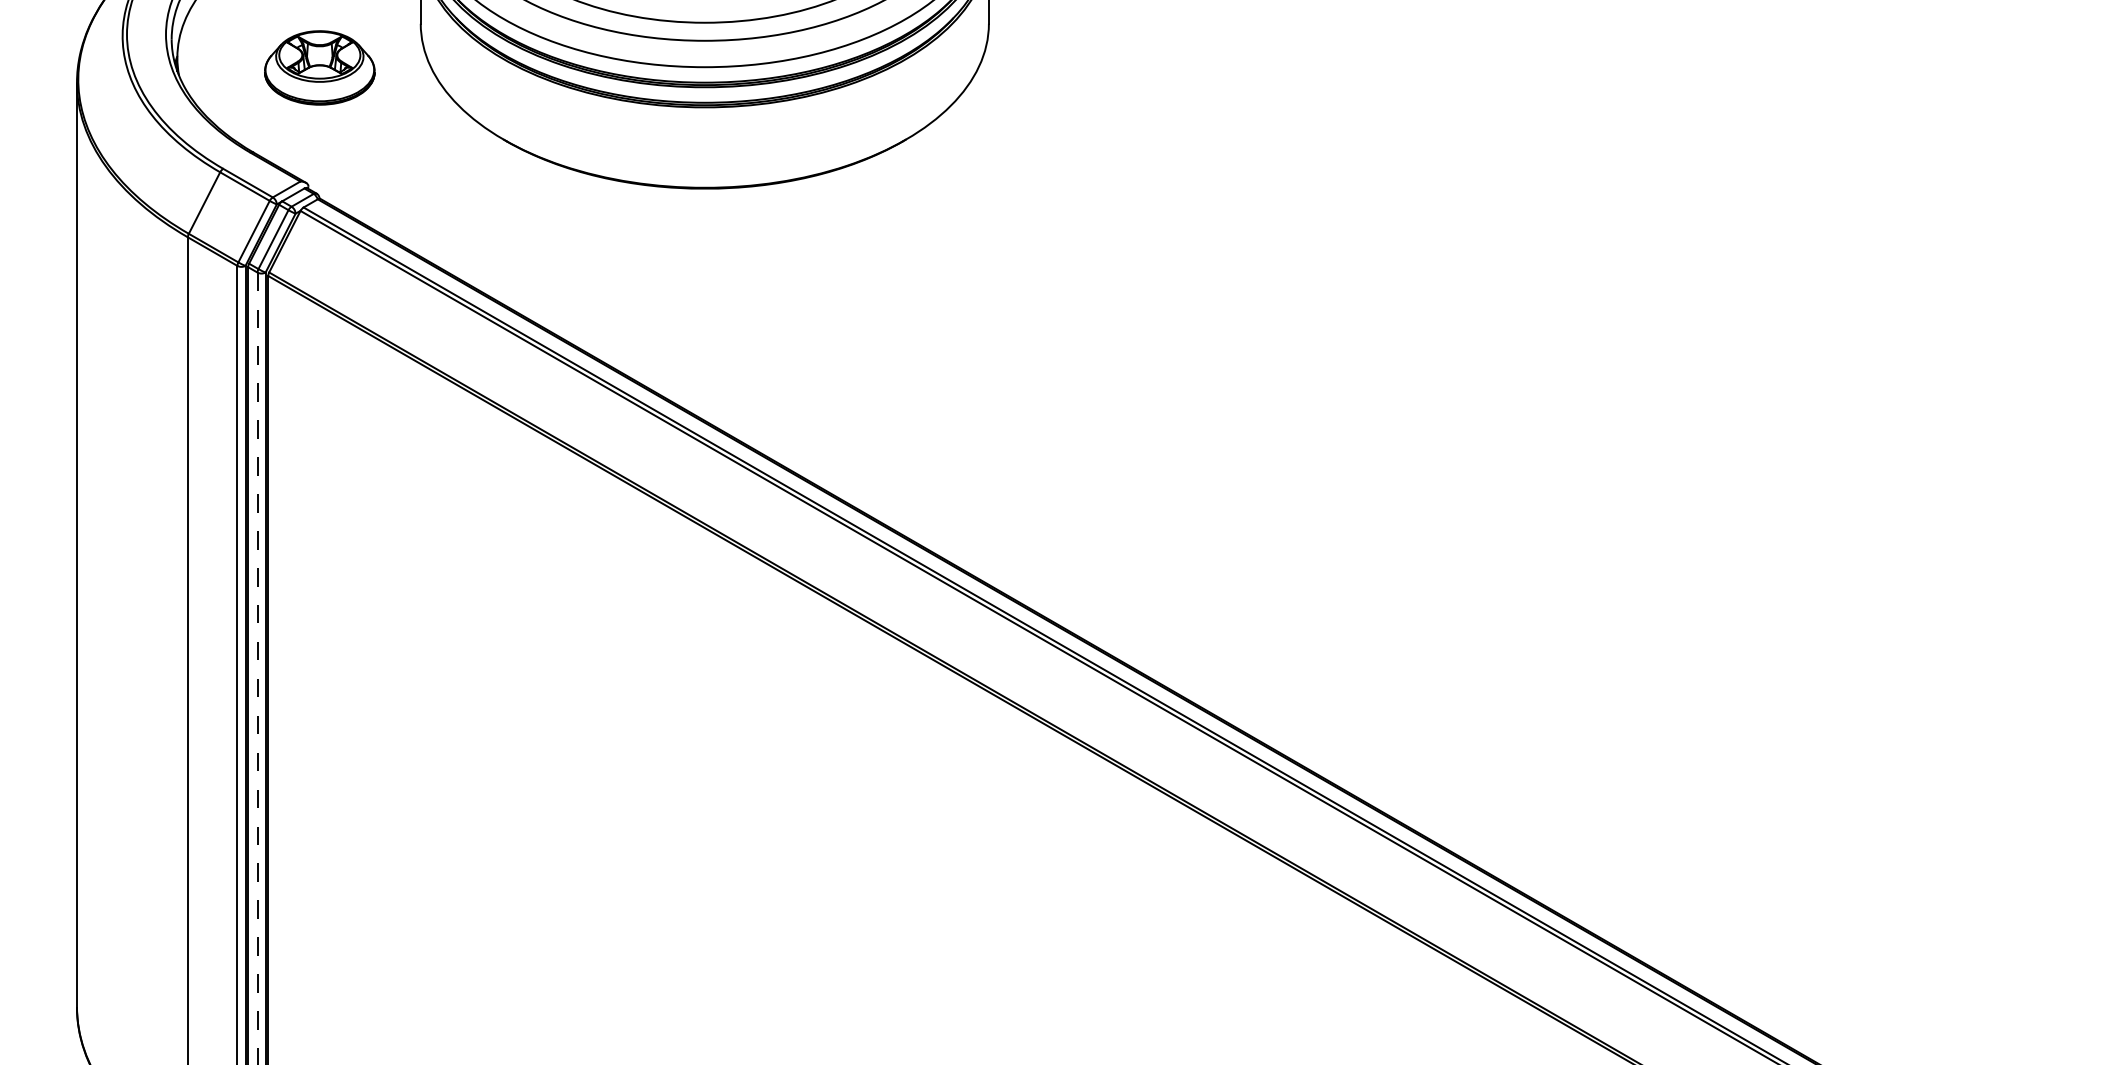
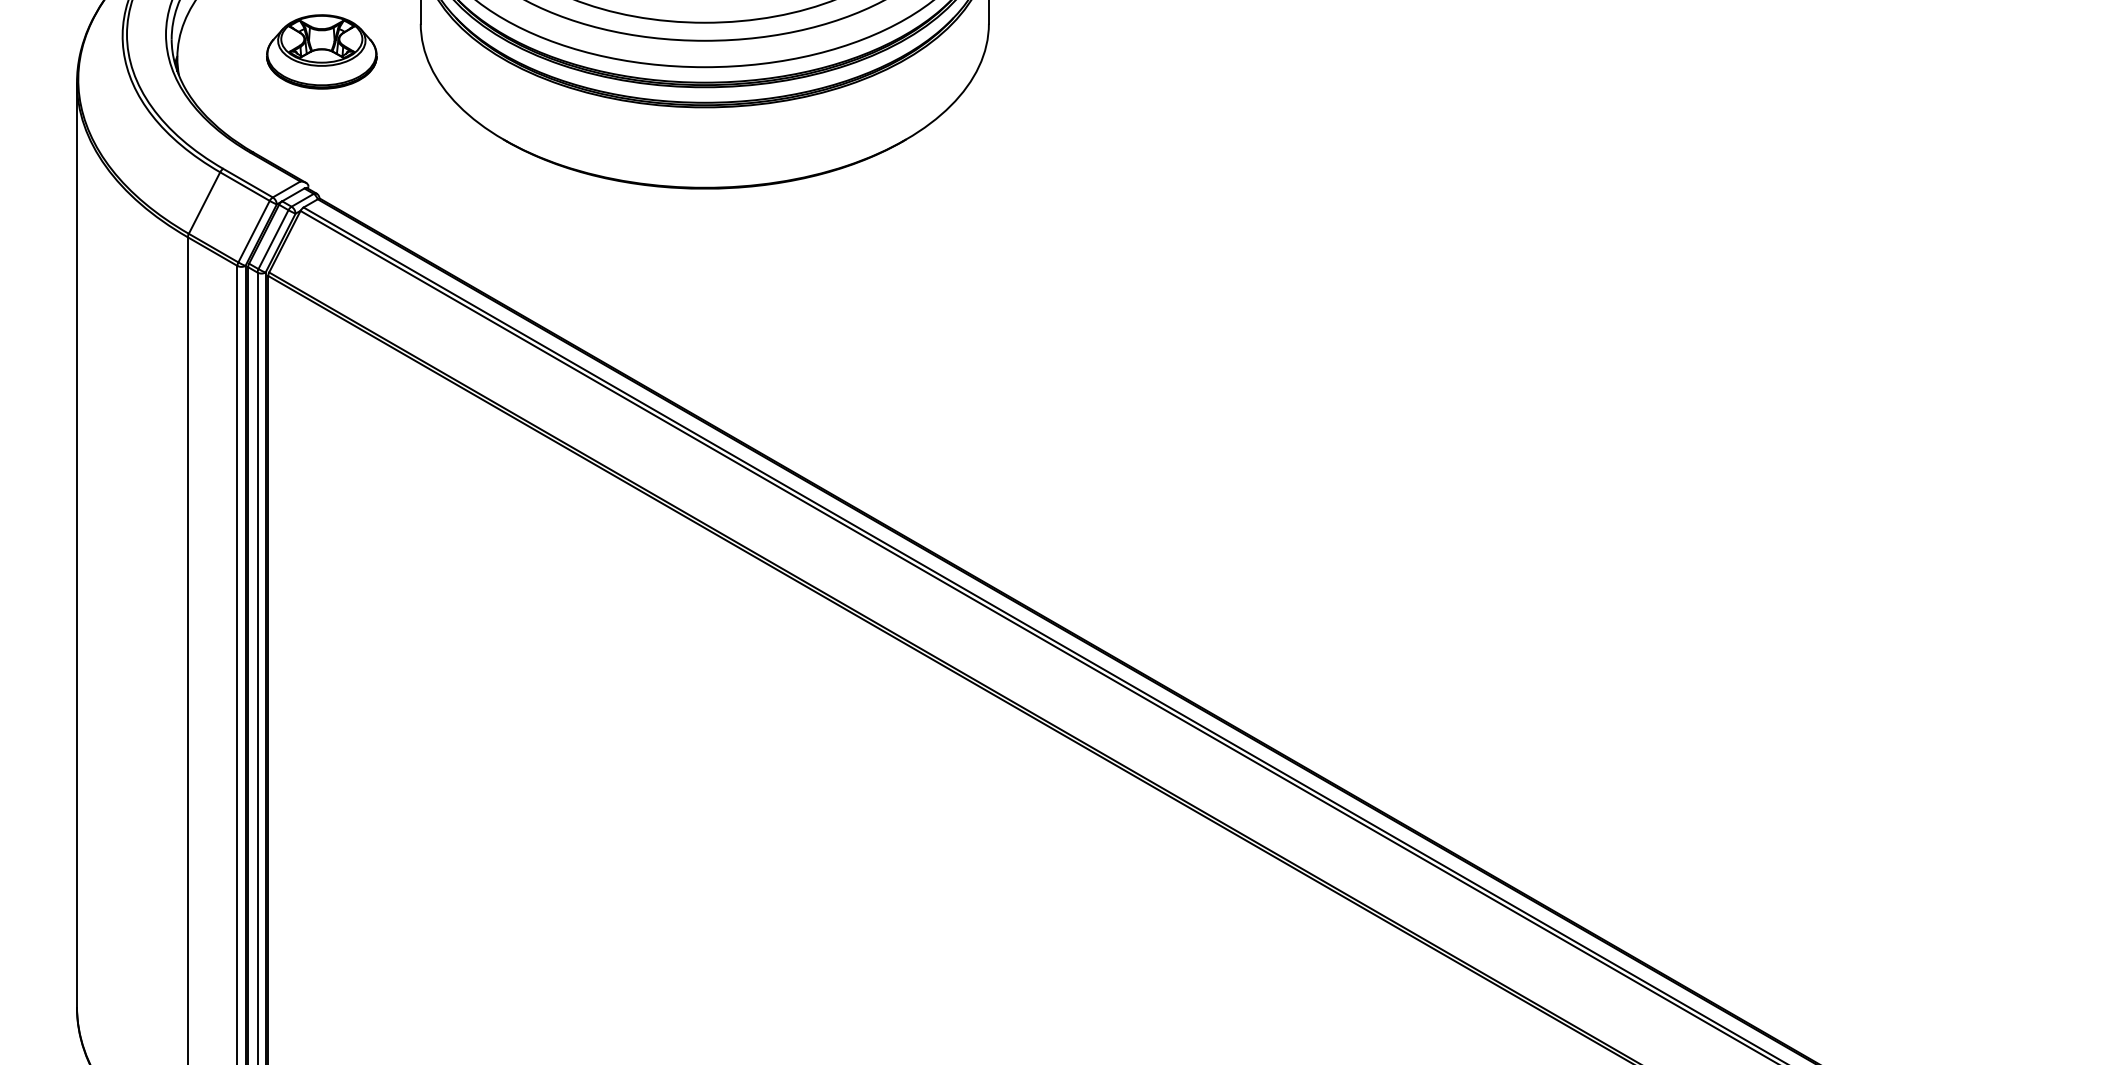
part position: (319, 67) -> (321, 51) (321, 51)
line: dashed -> solid (257, 668)
